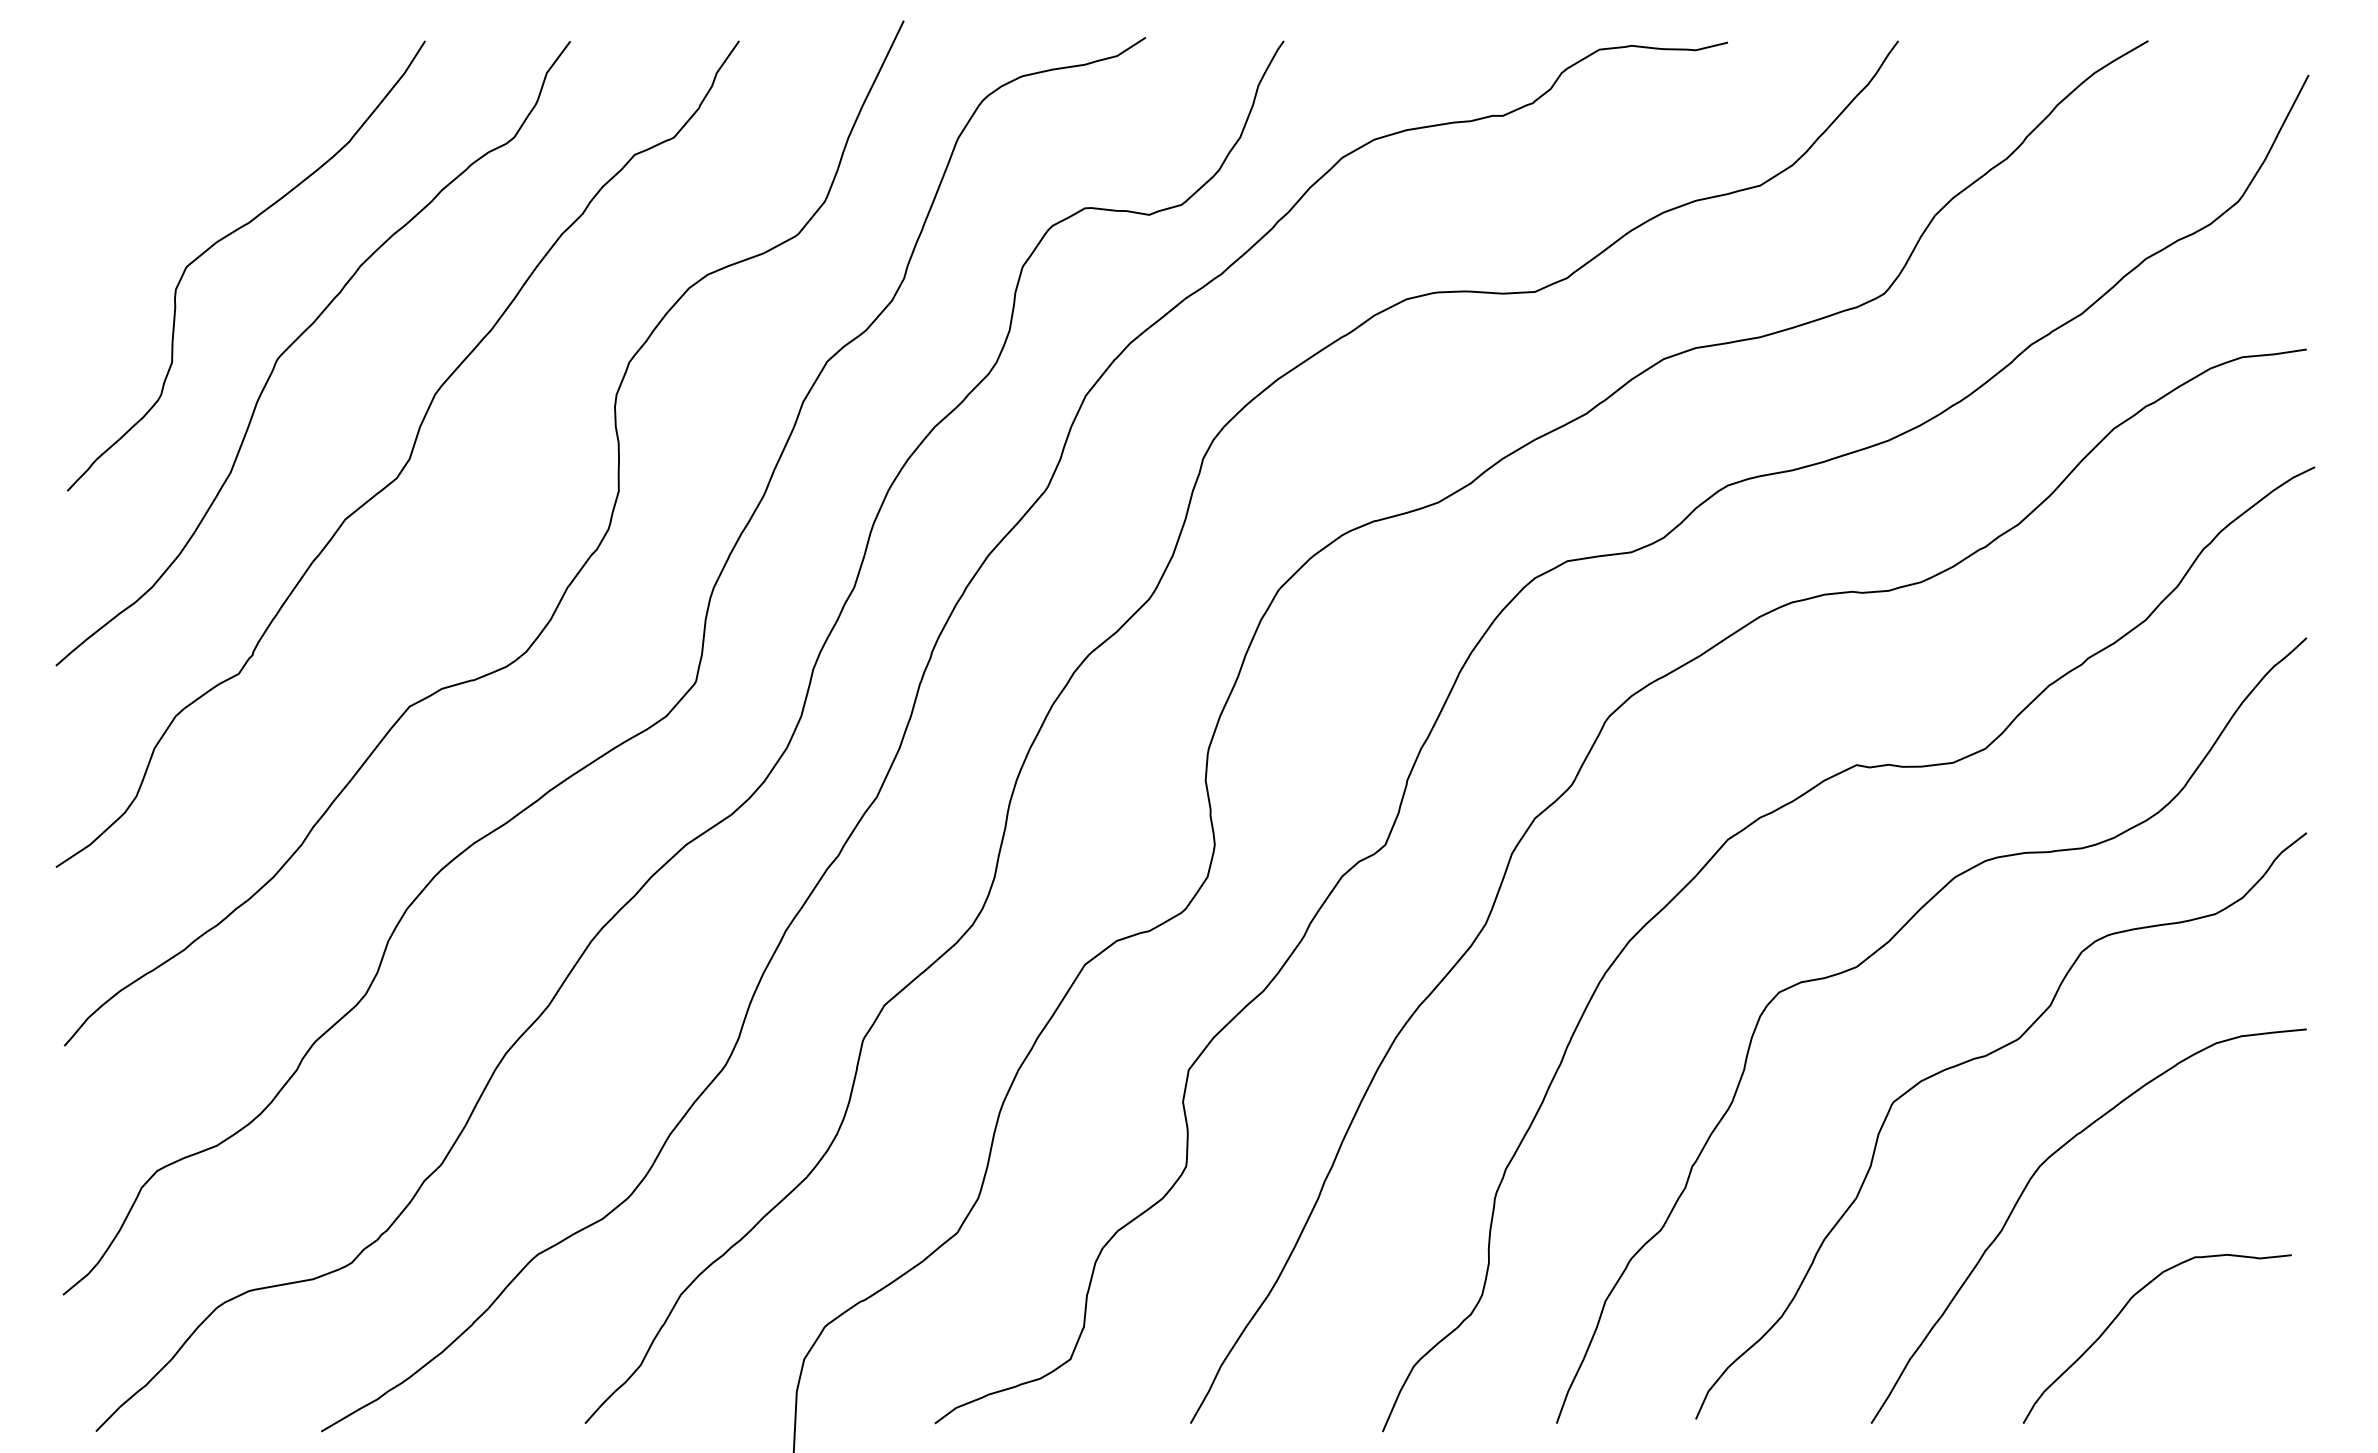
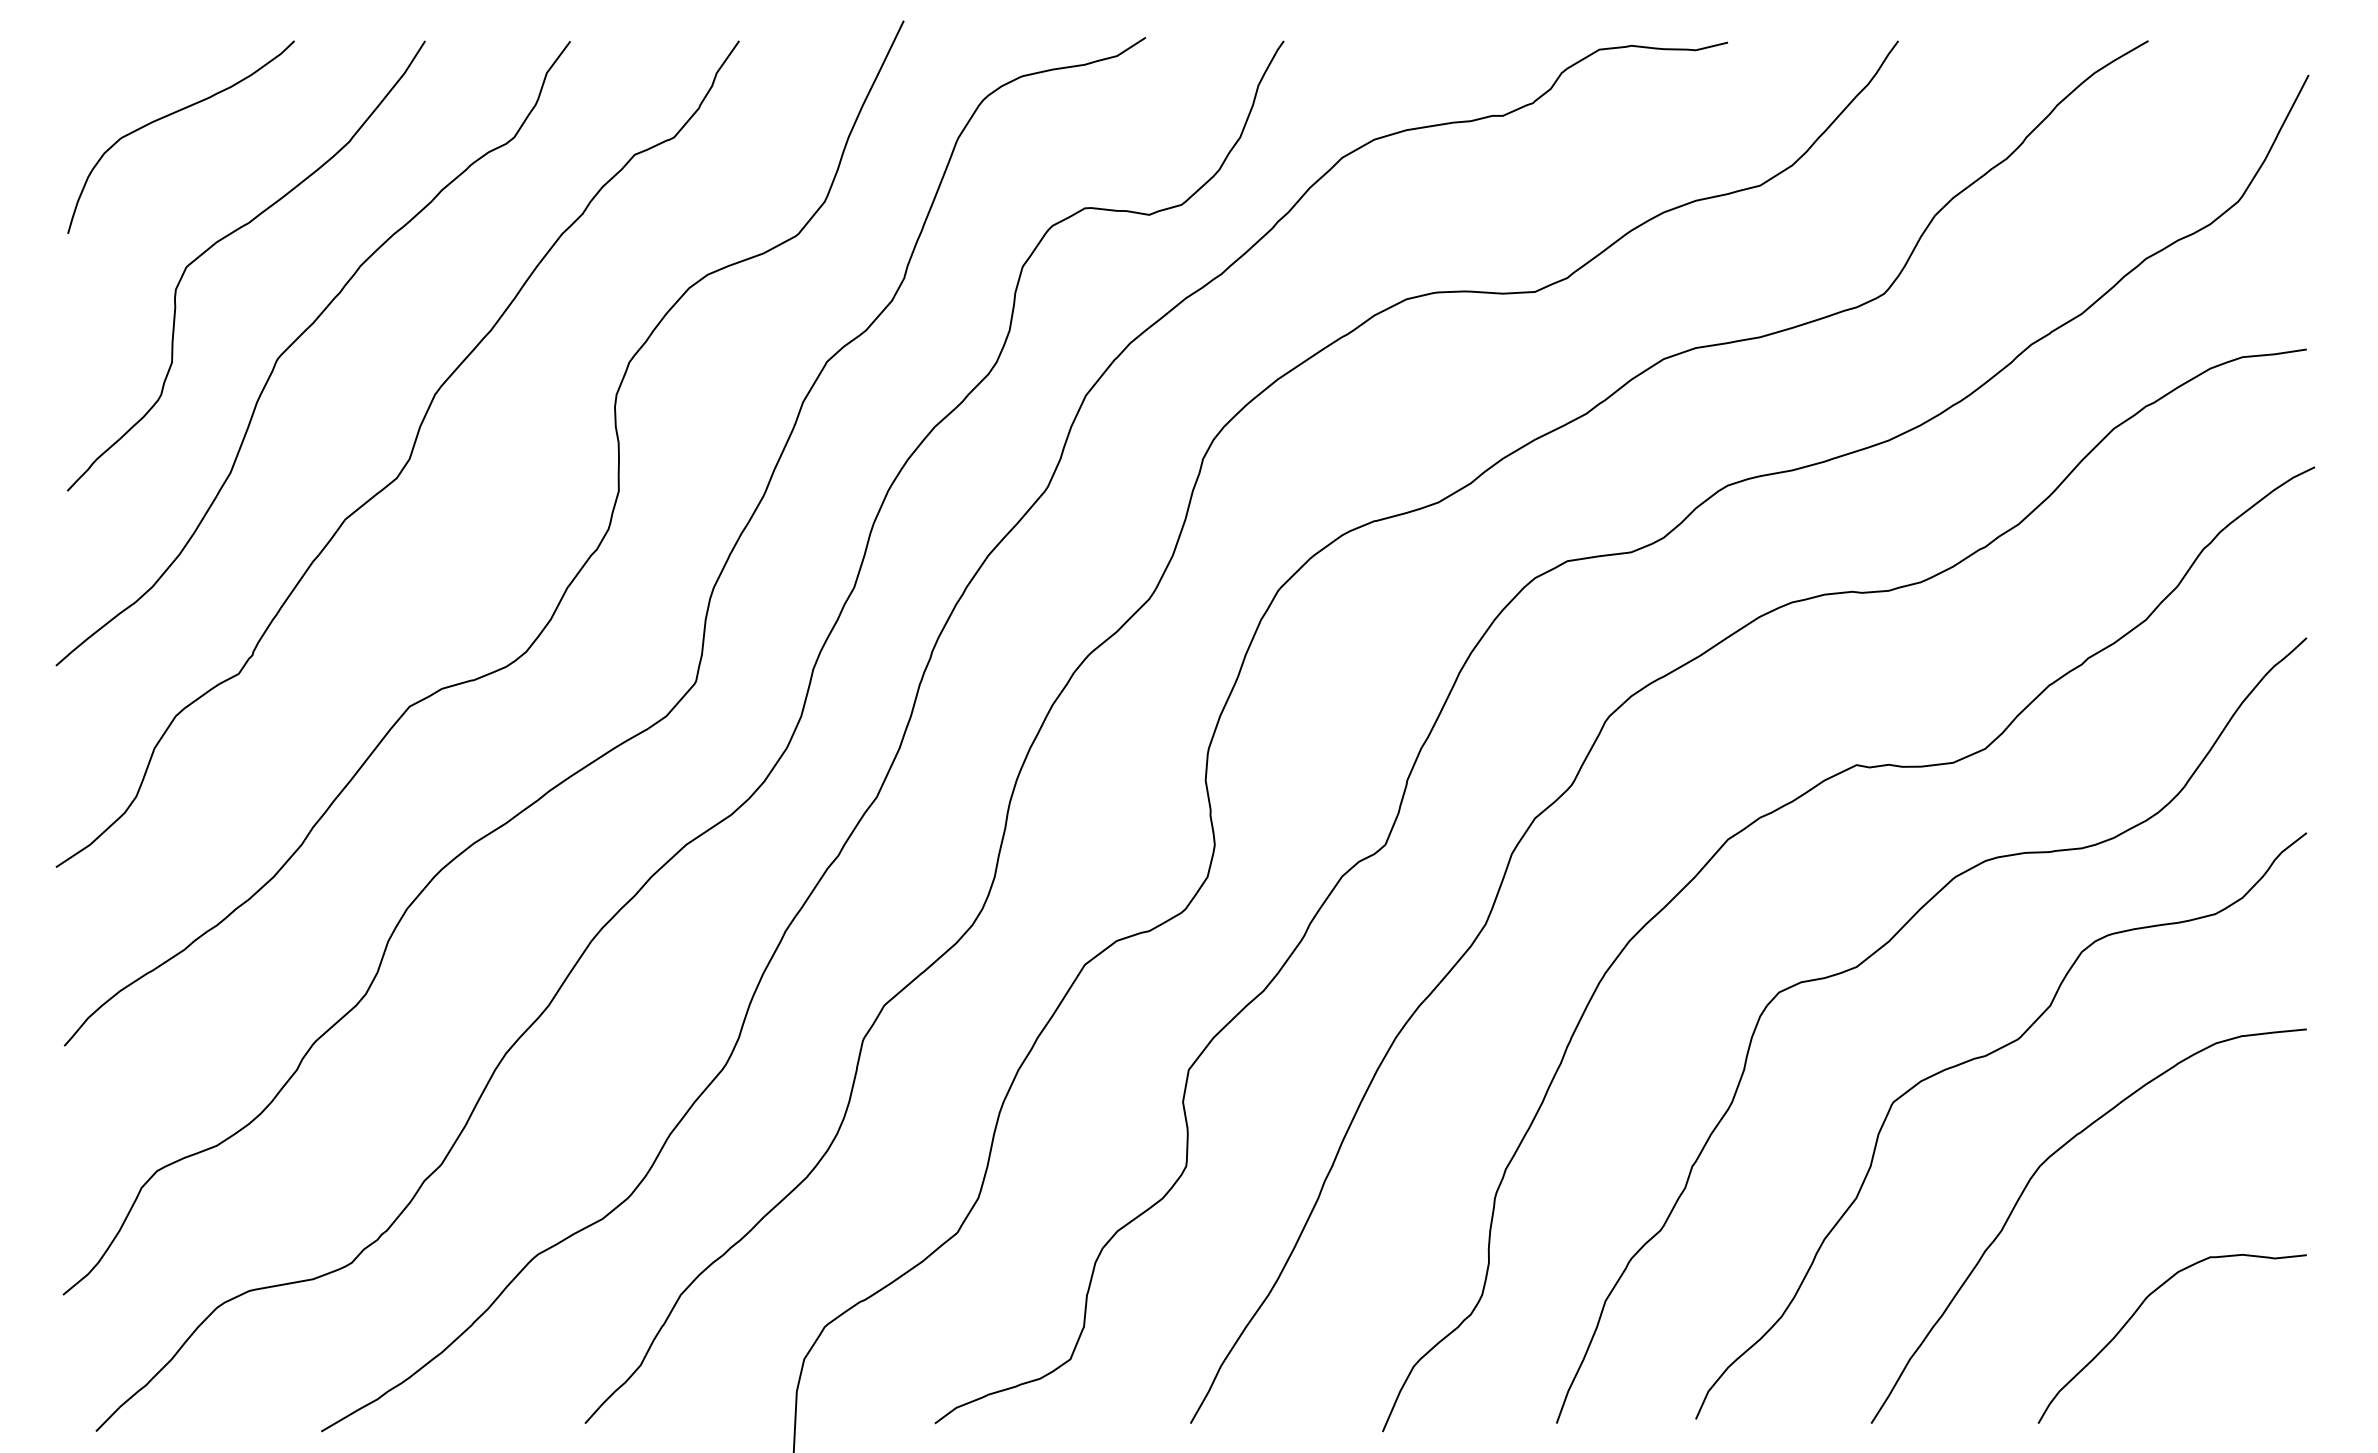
curve: none -> present (173, 114)
curve position: (2122, 1311) -> (2137, 1311) (2137, 1311)
